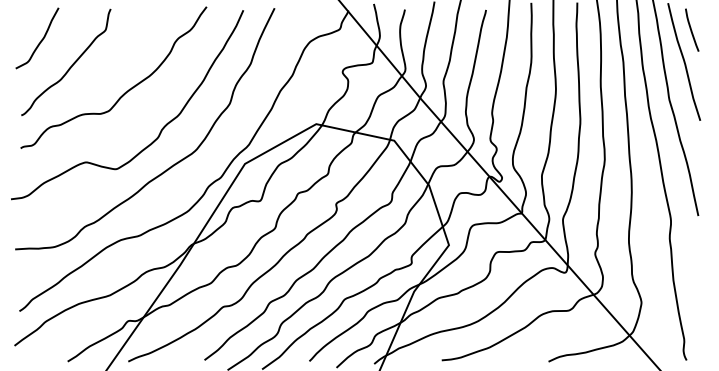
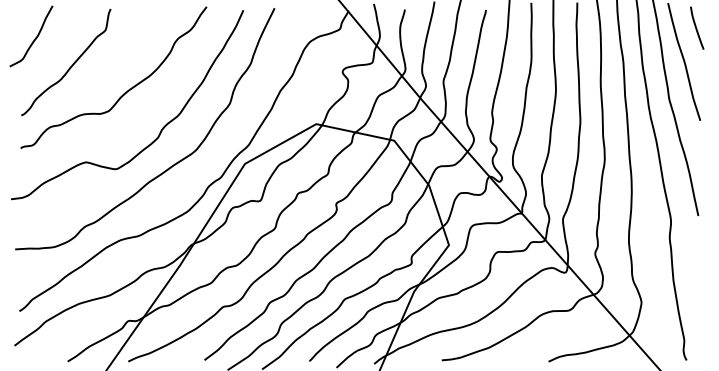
curve position: (691, 29) -> (696, 27) (696, 27)
curve position: (40, 40) -> (34, 38) (34, 38)
